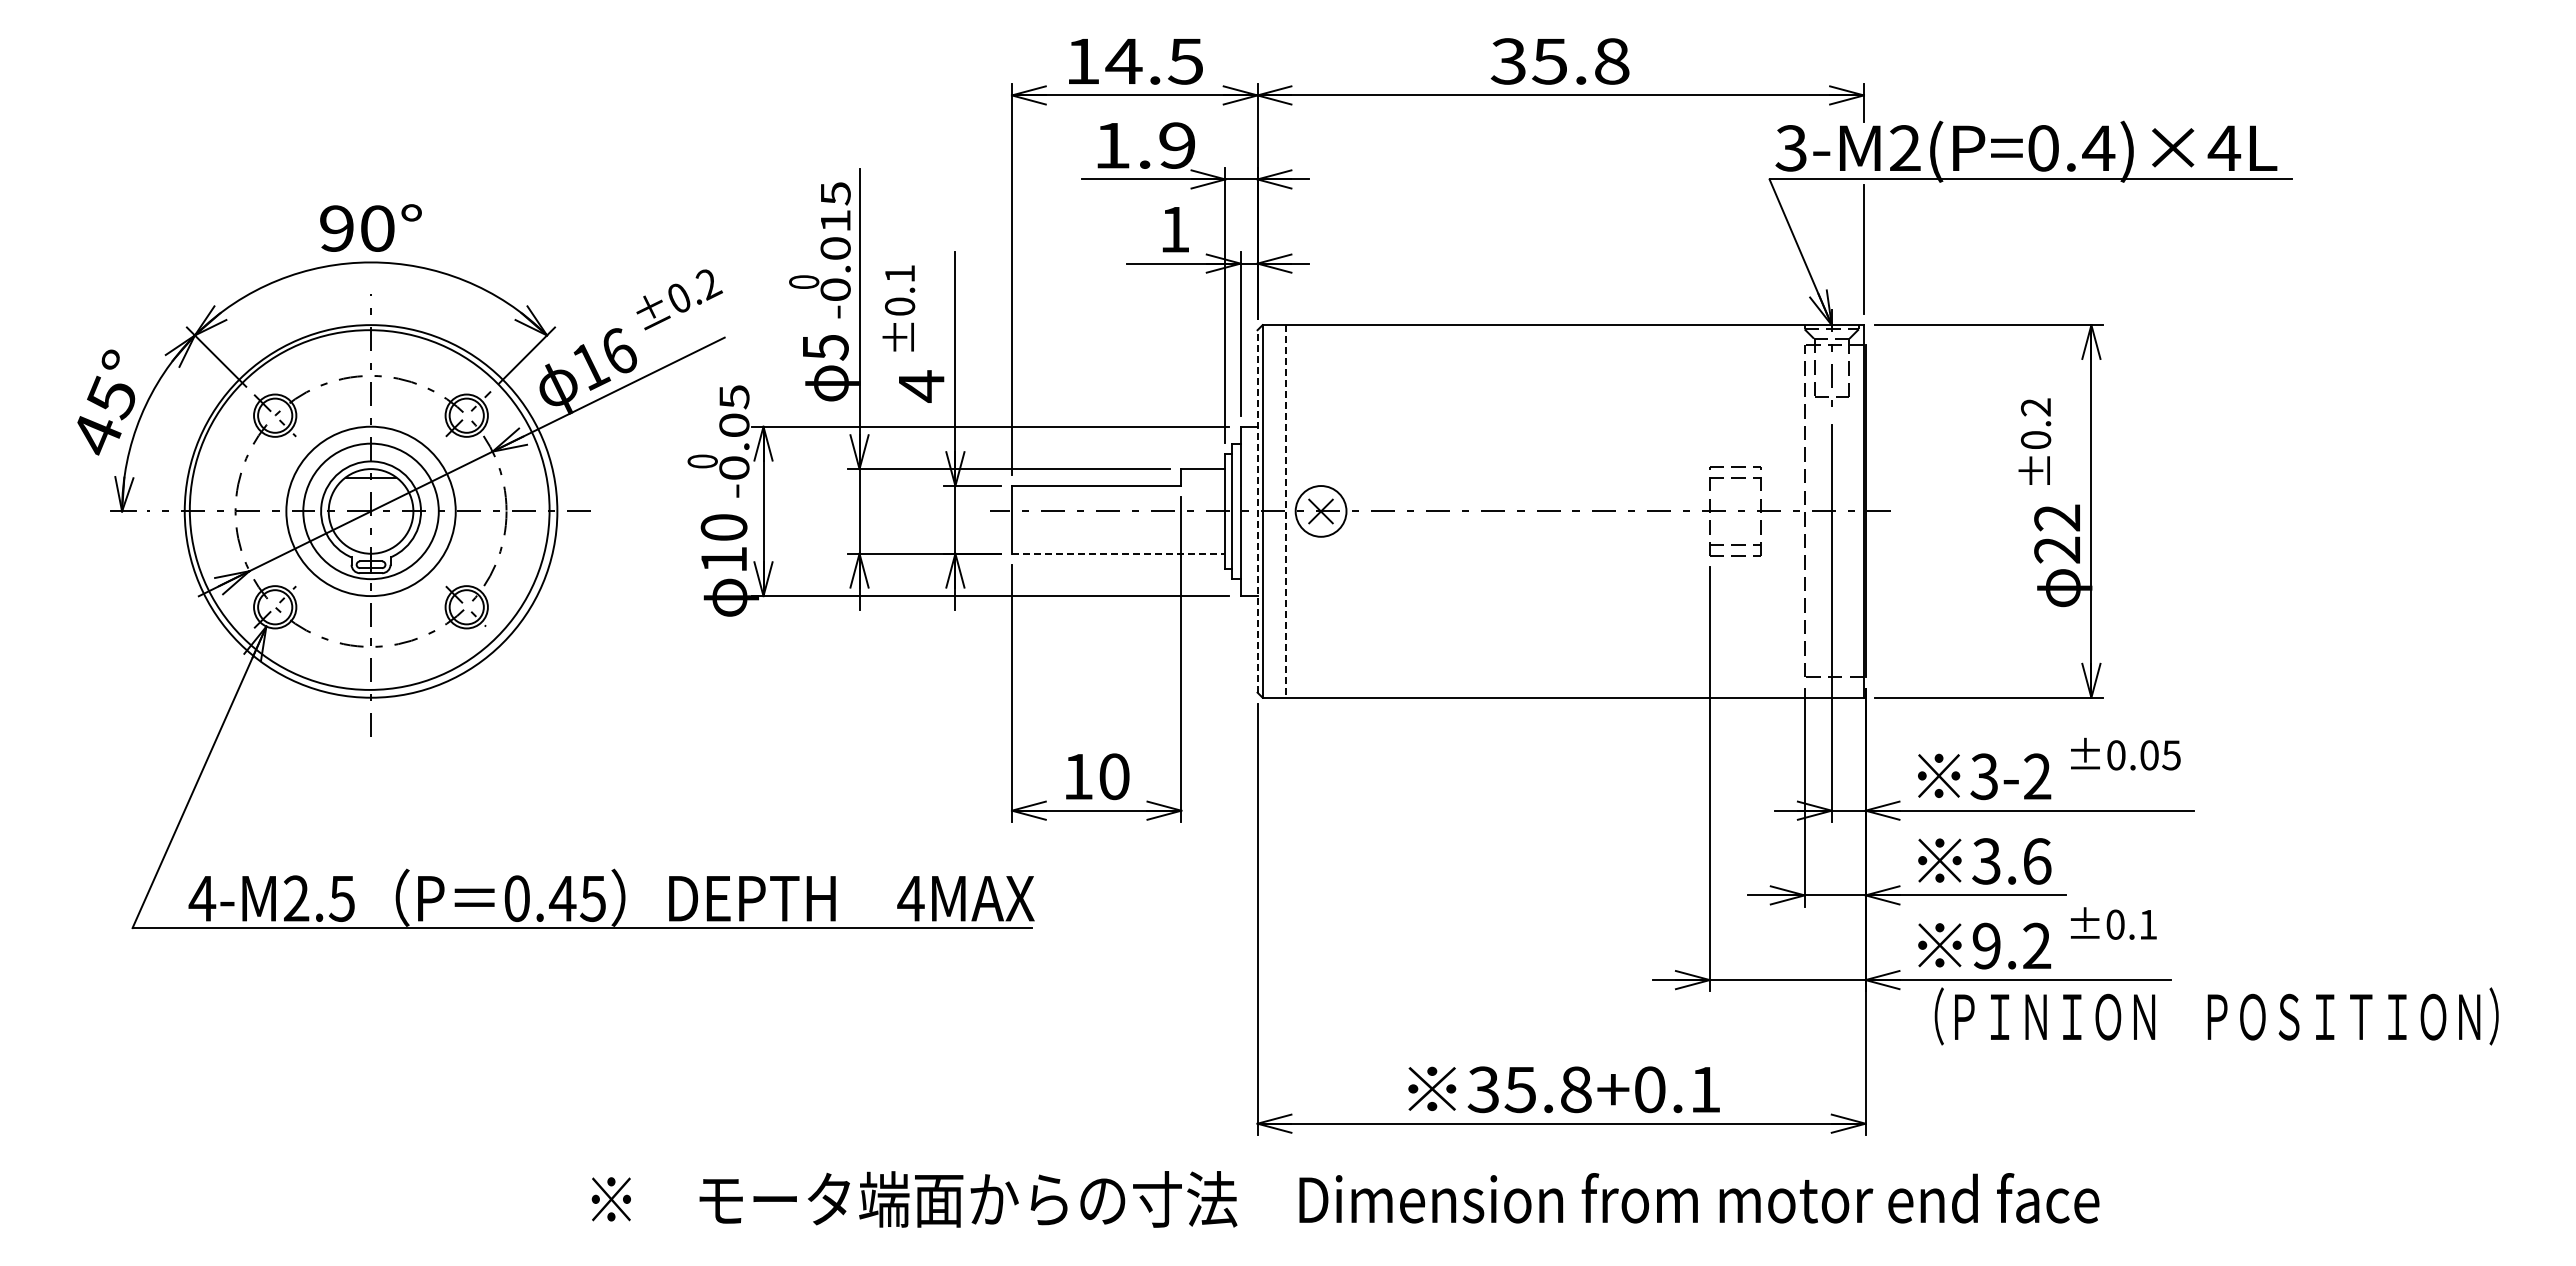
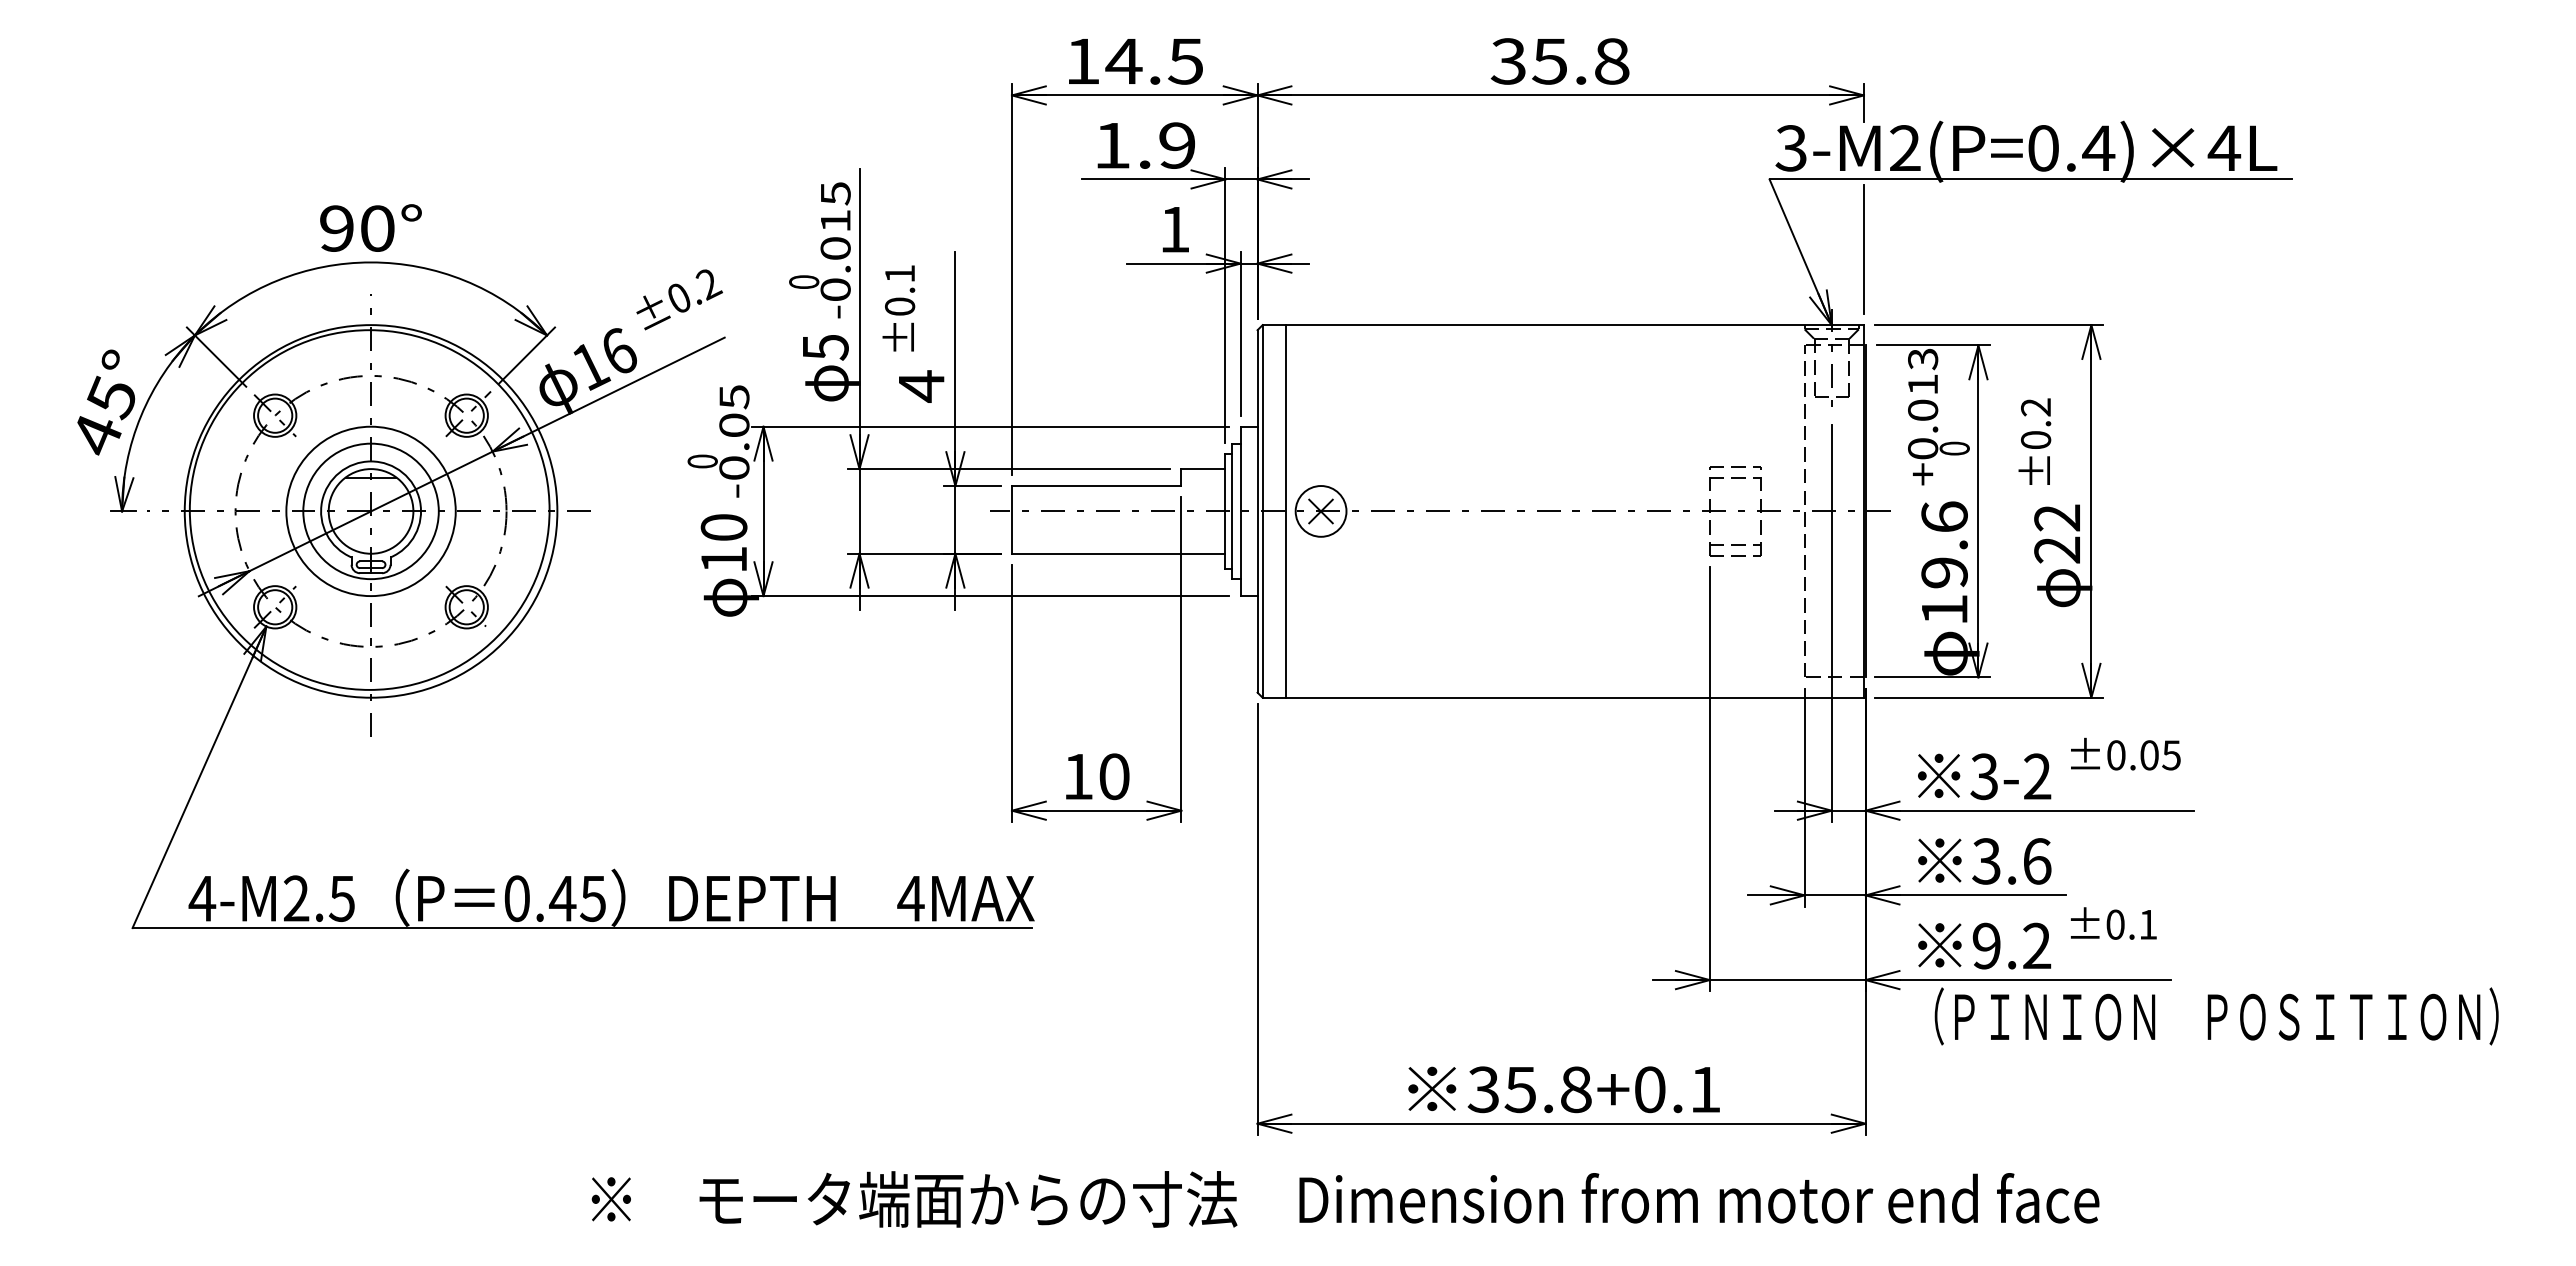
line: dashed -> solid (1257, 510)
line: dashed -> solid (1286, 511)
part: none -> present (1932, 511)
line: dashed -> solid (1118, 553)
